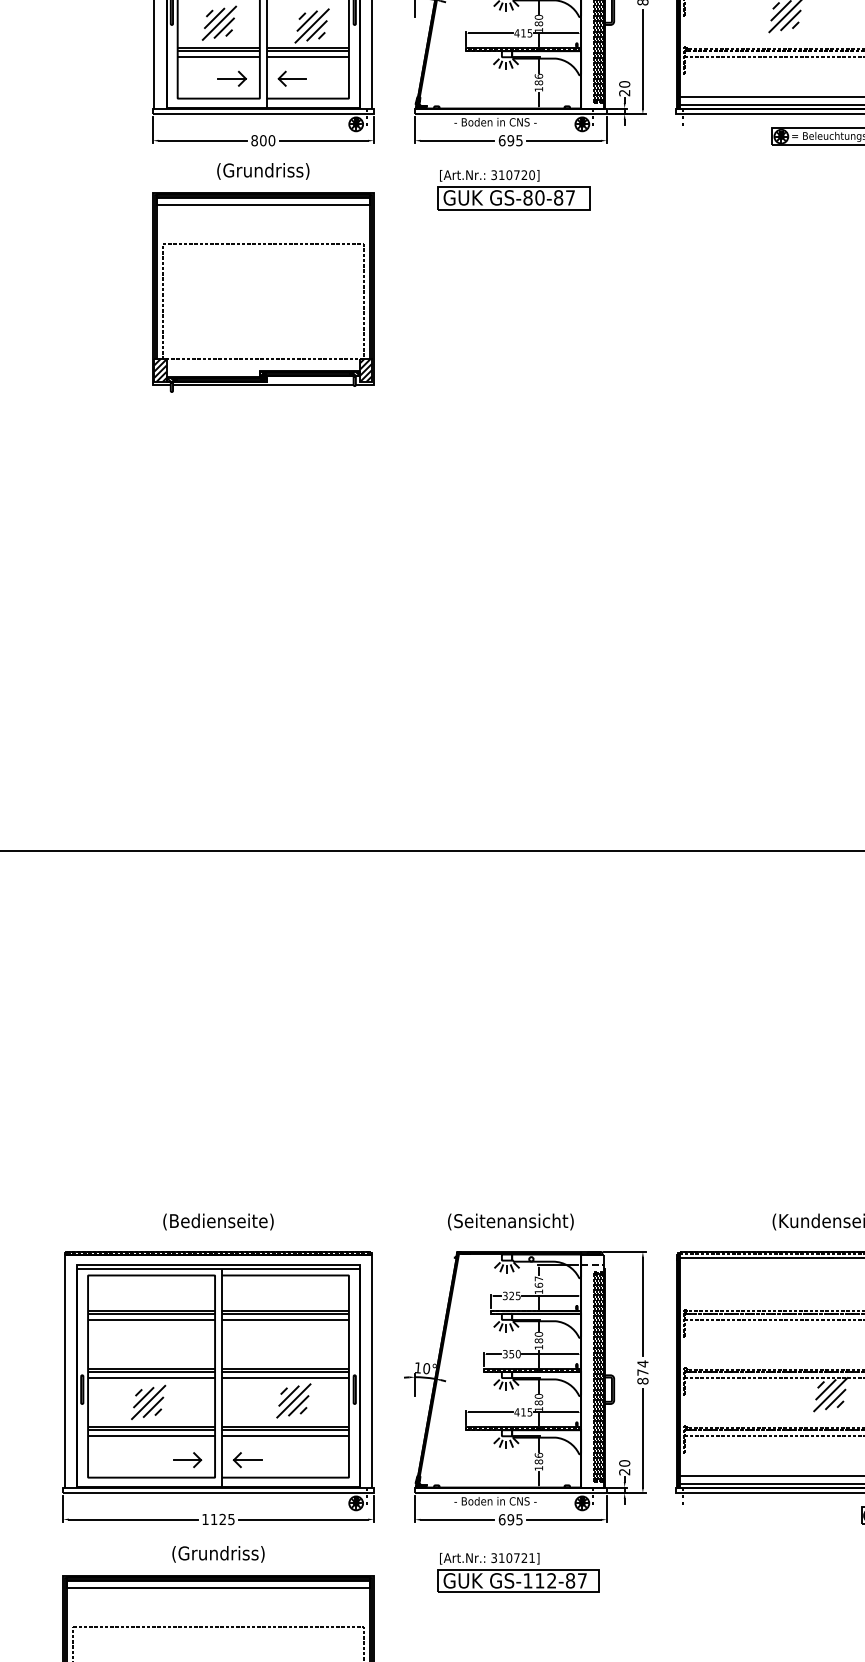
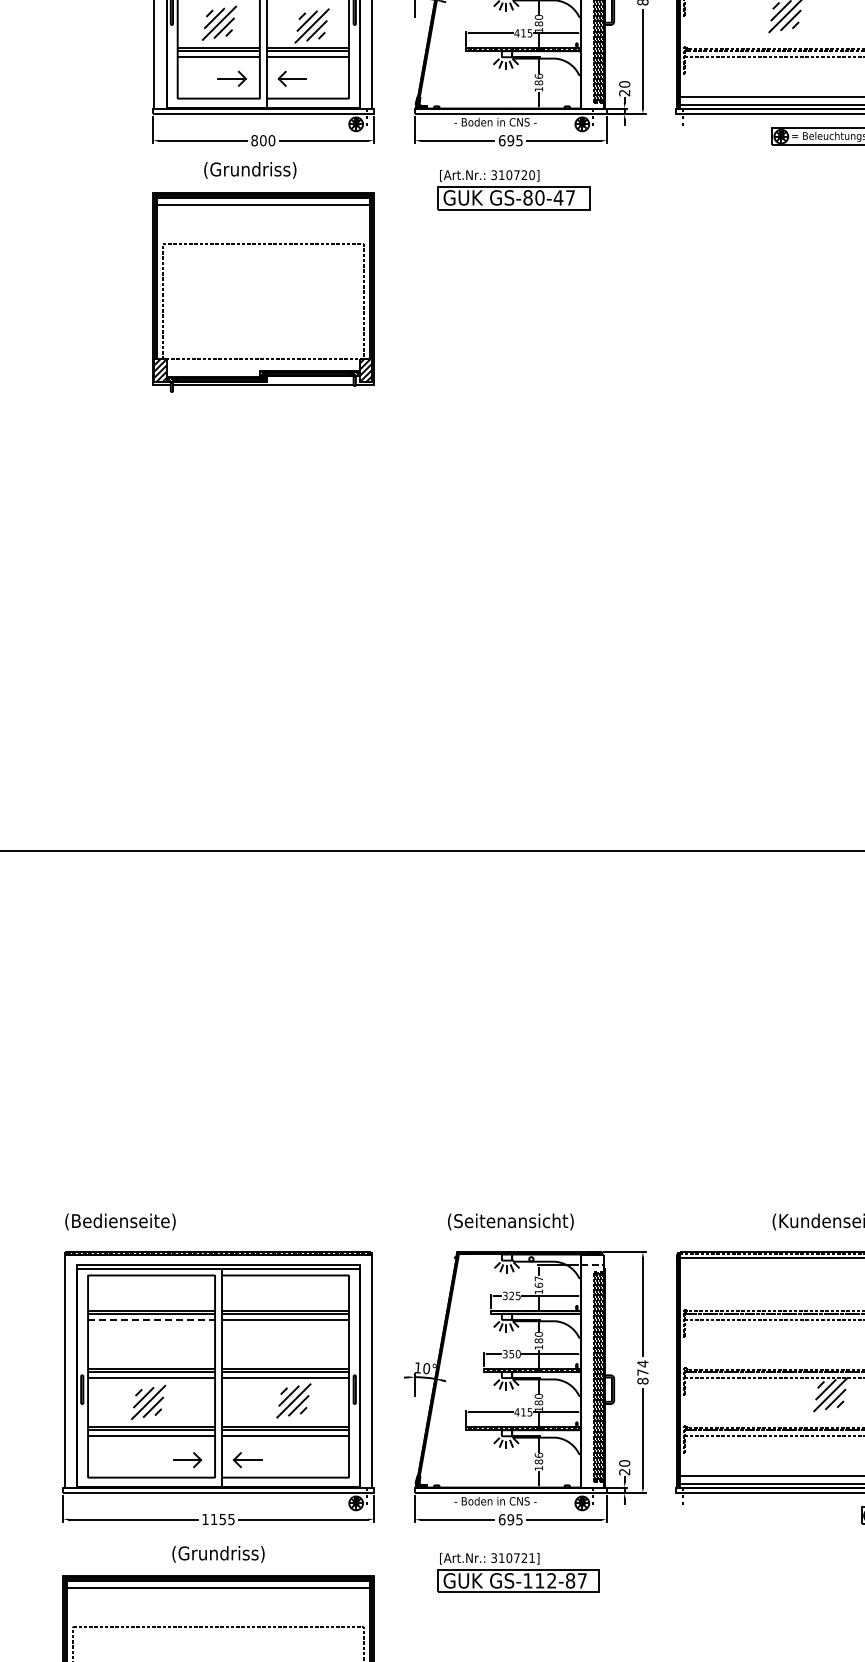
text position: (263, 171) -> (250, 170) (250, 170)
text: GS-80-87 -> GS-80-47 (558, 197)
text position: (218, 1221) -> (120, 1221) (120, 1221)
line: solid -> dashed (151, 1319)
text: 1125 -> 1155 (222, 1519)
